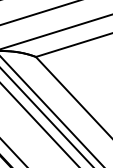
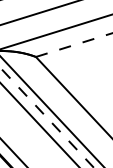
line: solid -> dashed (74, 45)
line: solid -> dashed (47, 118)
